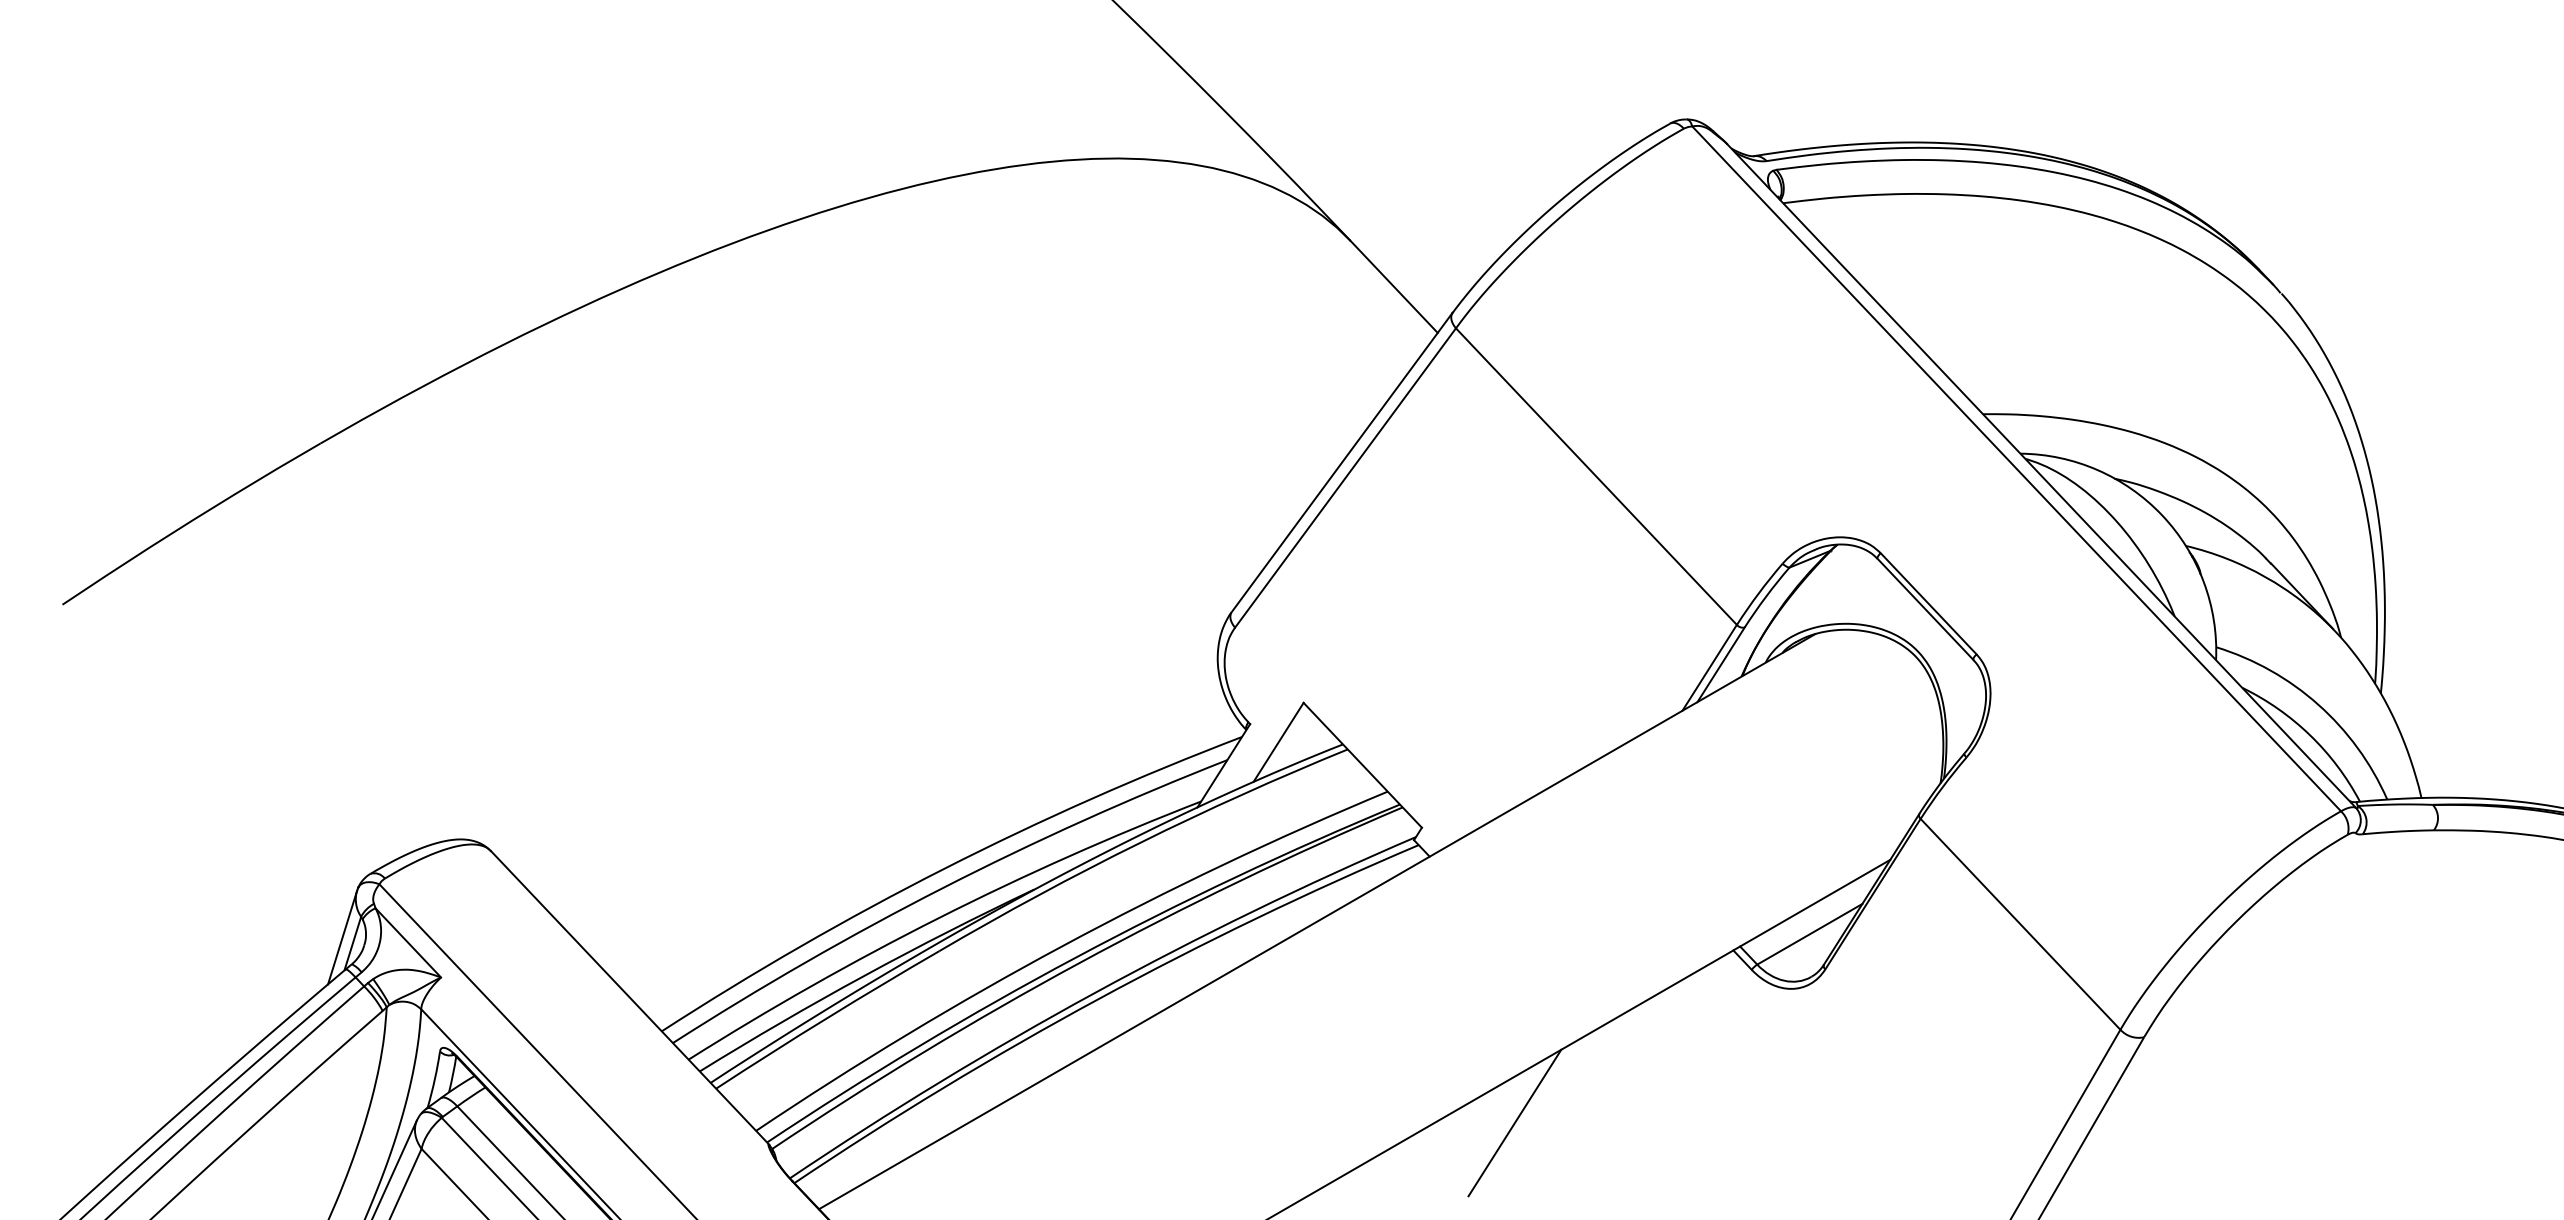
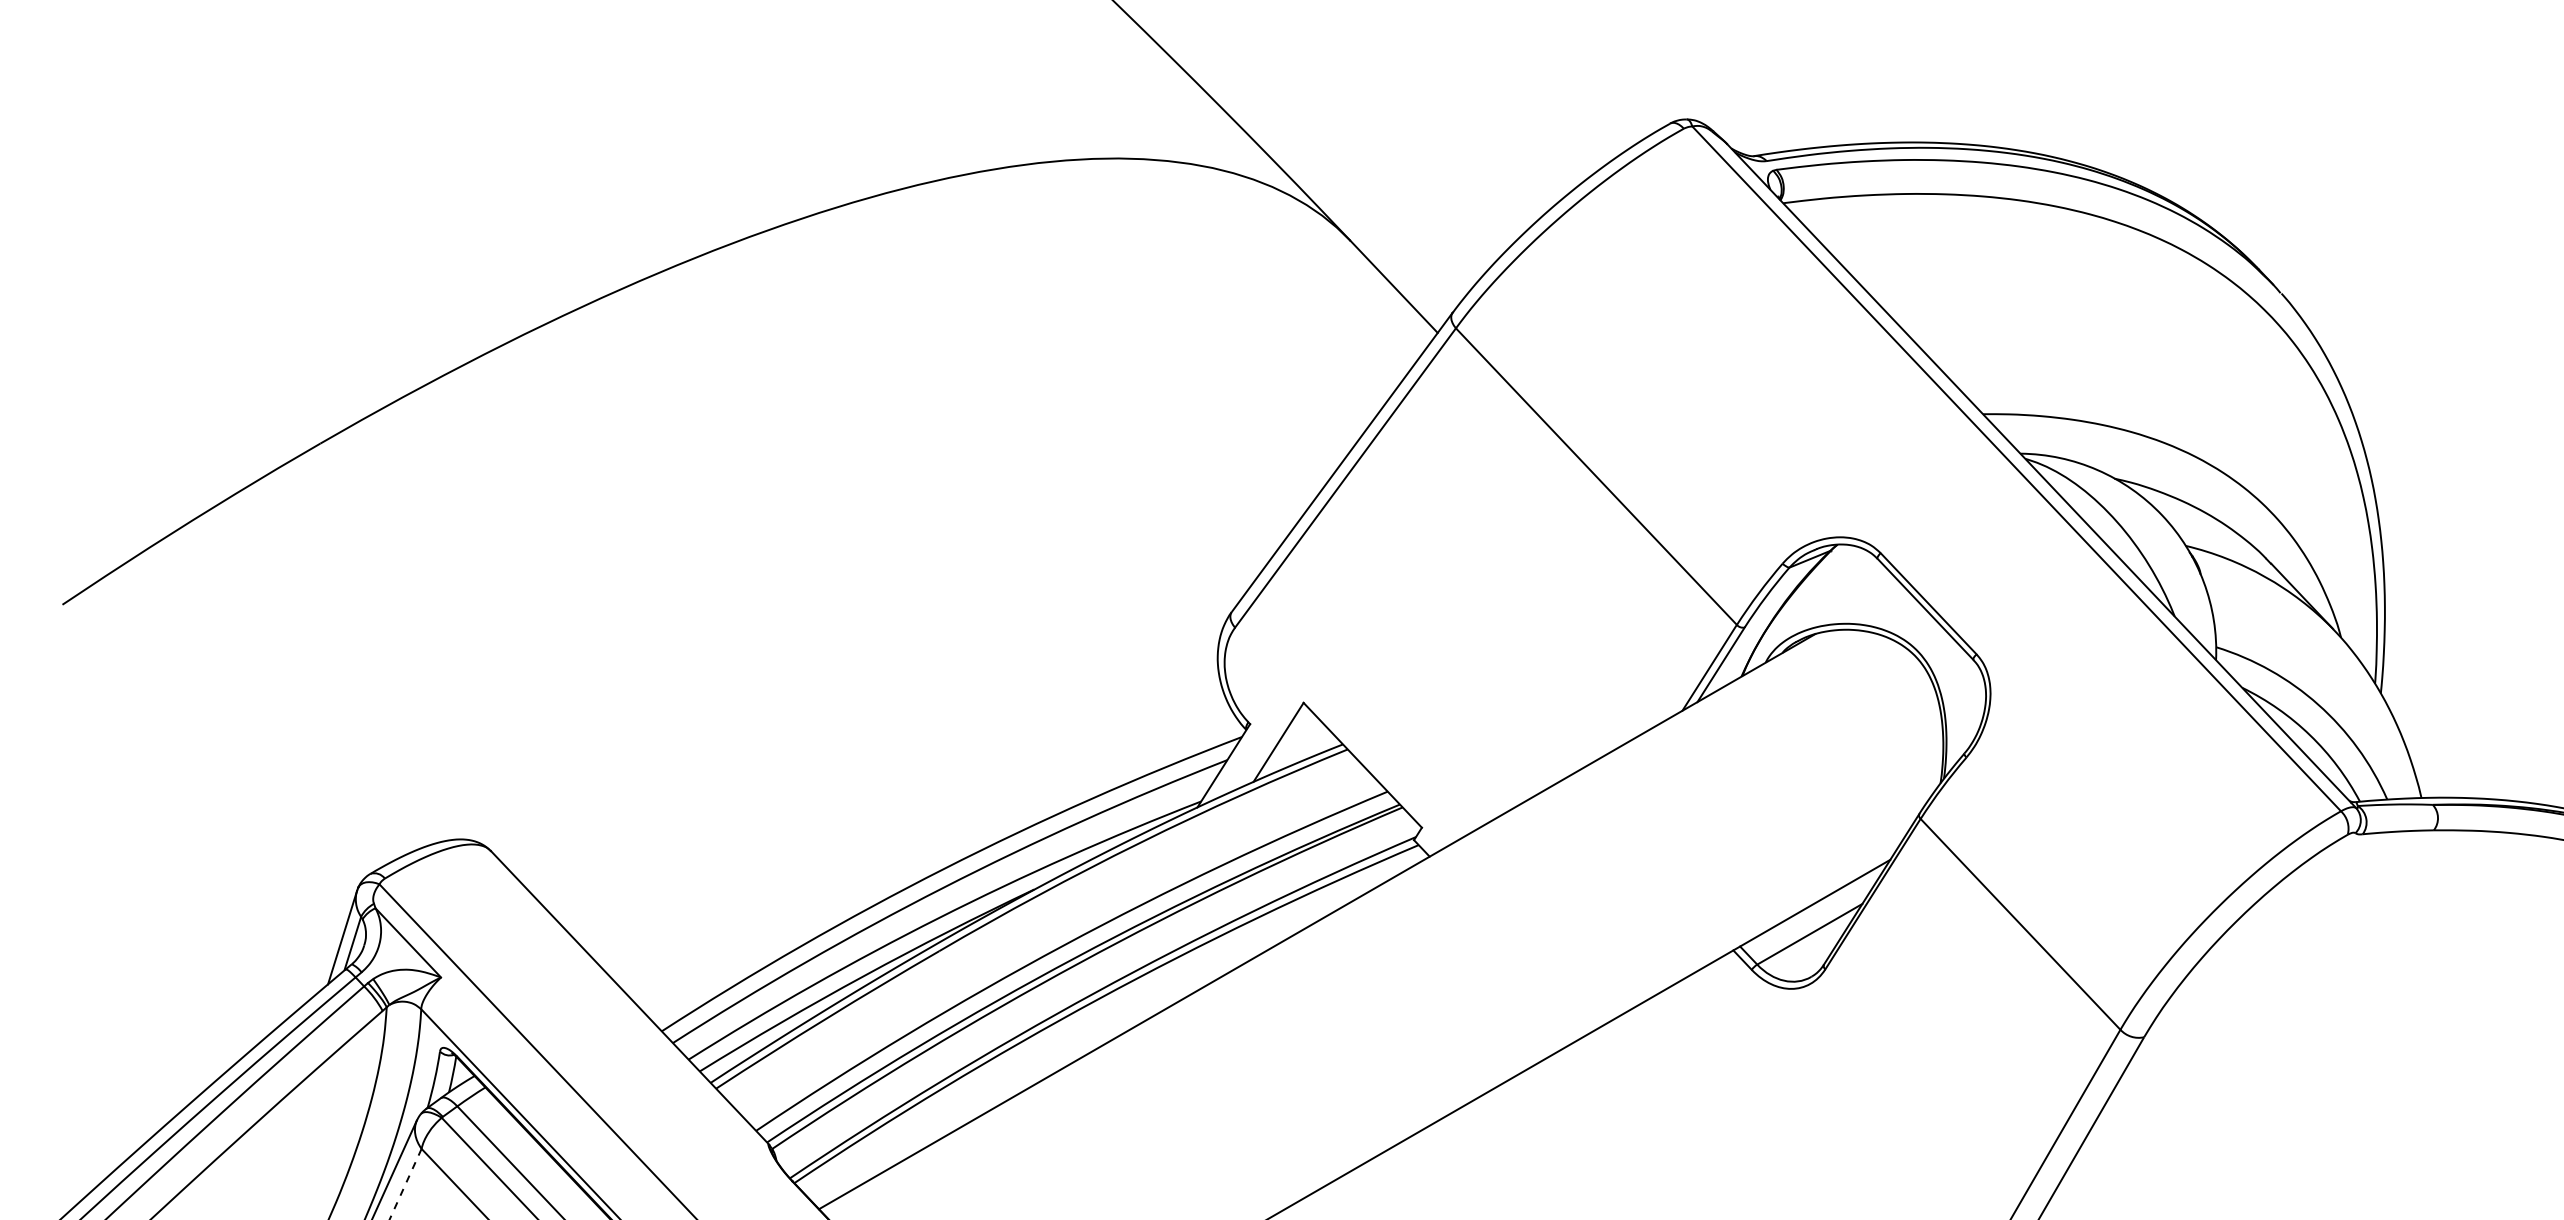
line: present -> none (1514, 1122)
line: solid -> dashed (405, 1184)
